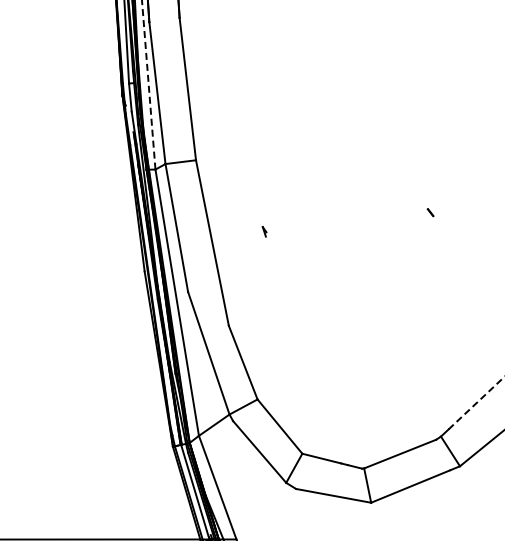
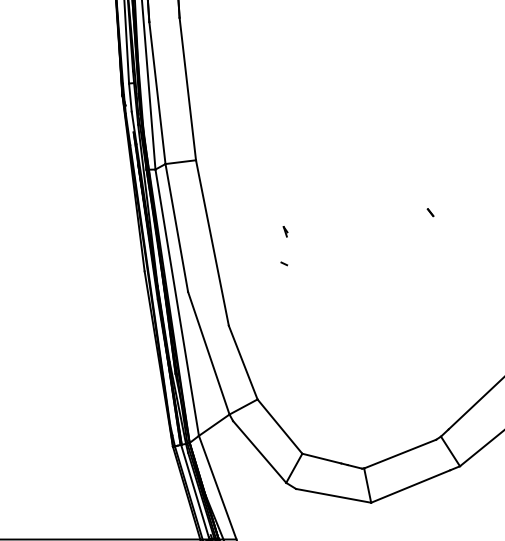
line: dashed -> solid (148, 85)
part position: (264, 231) -> (285, 231) (285, 231)
line: none -> present (284, 263)
line: dashed -> solid (476, 402)
